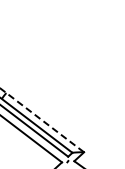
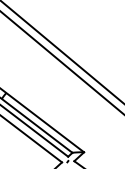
line: none -> present (61, 51)
line: none -> present (61, 62)
line: dashed -> solid (41, 120)
